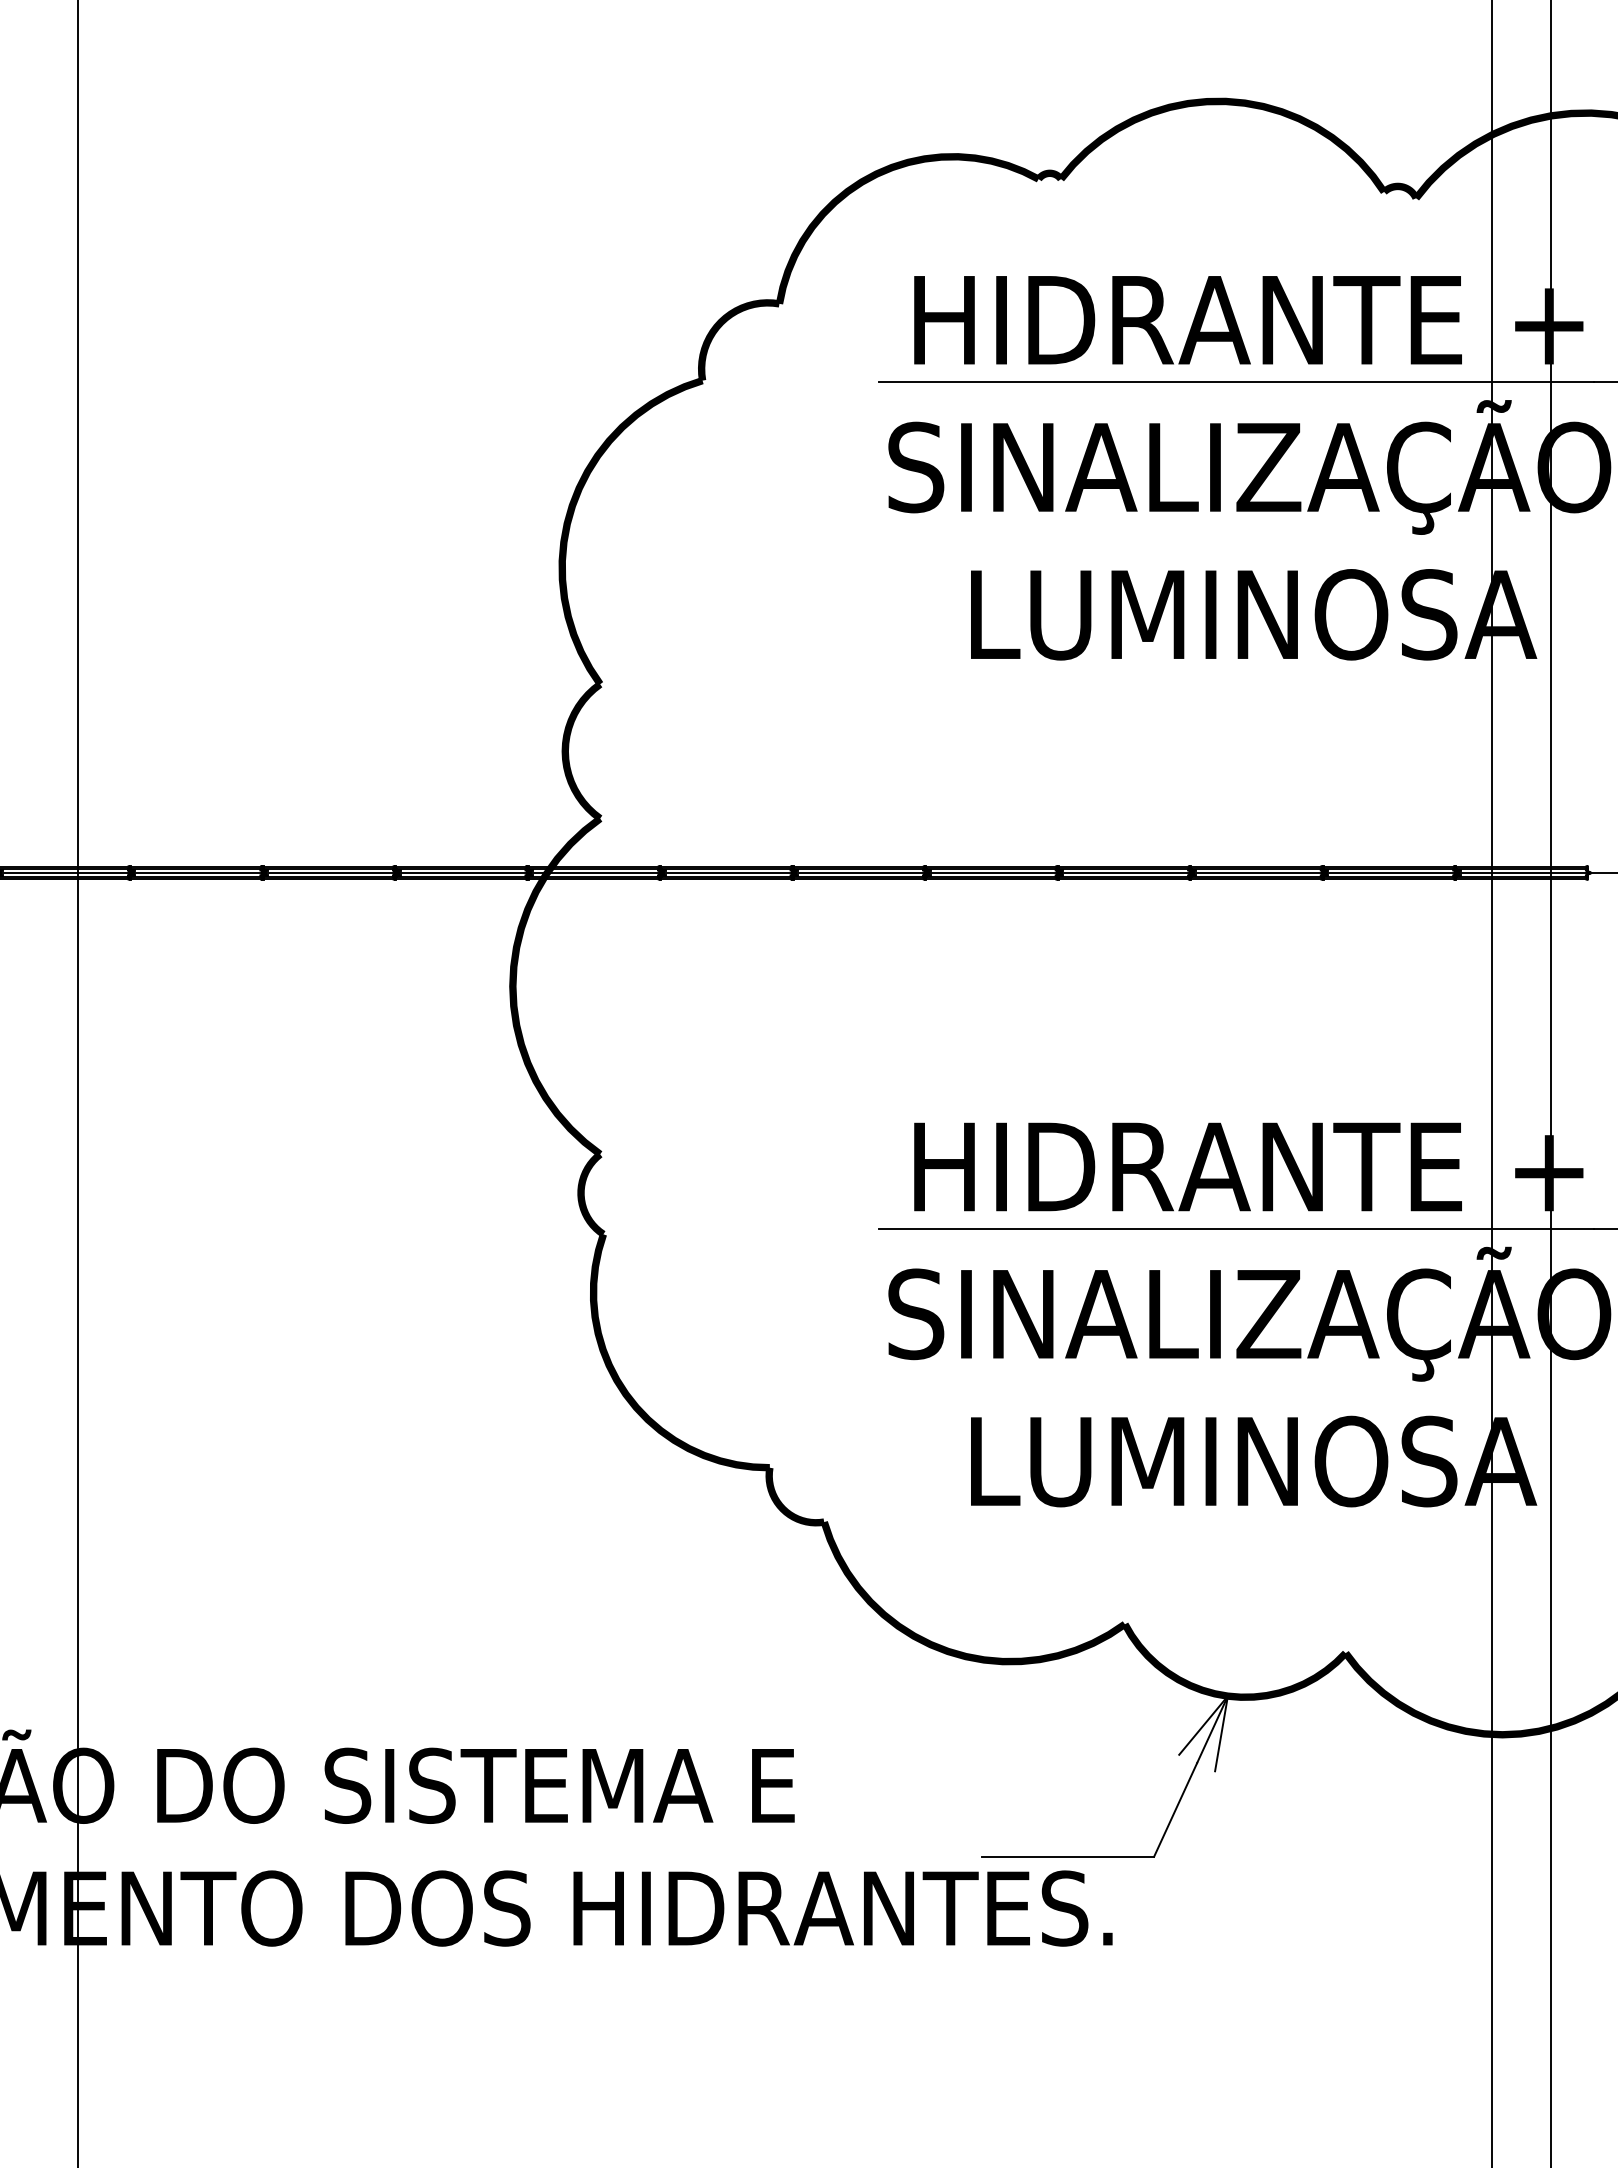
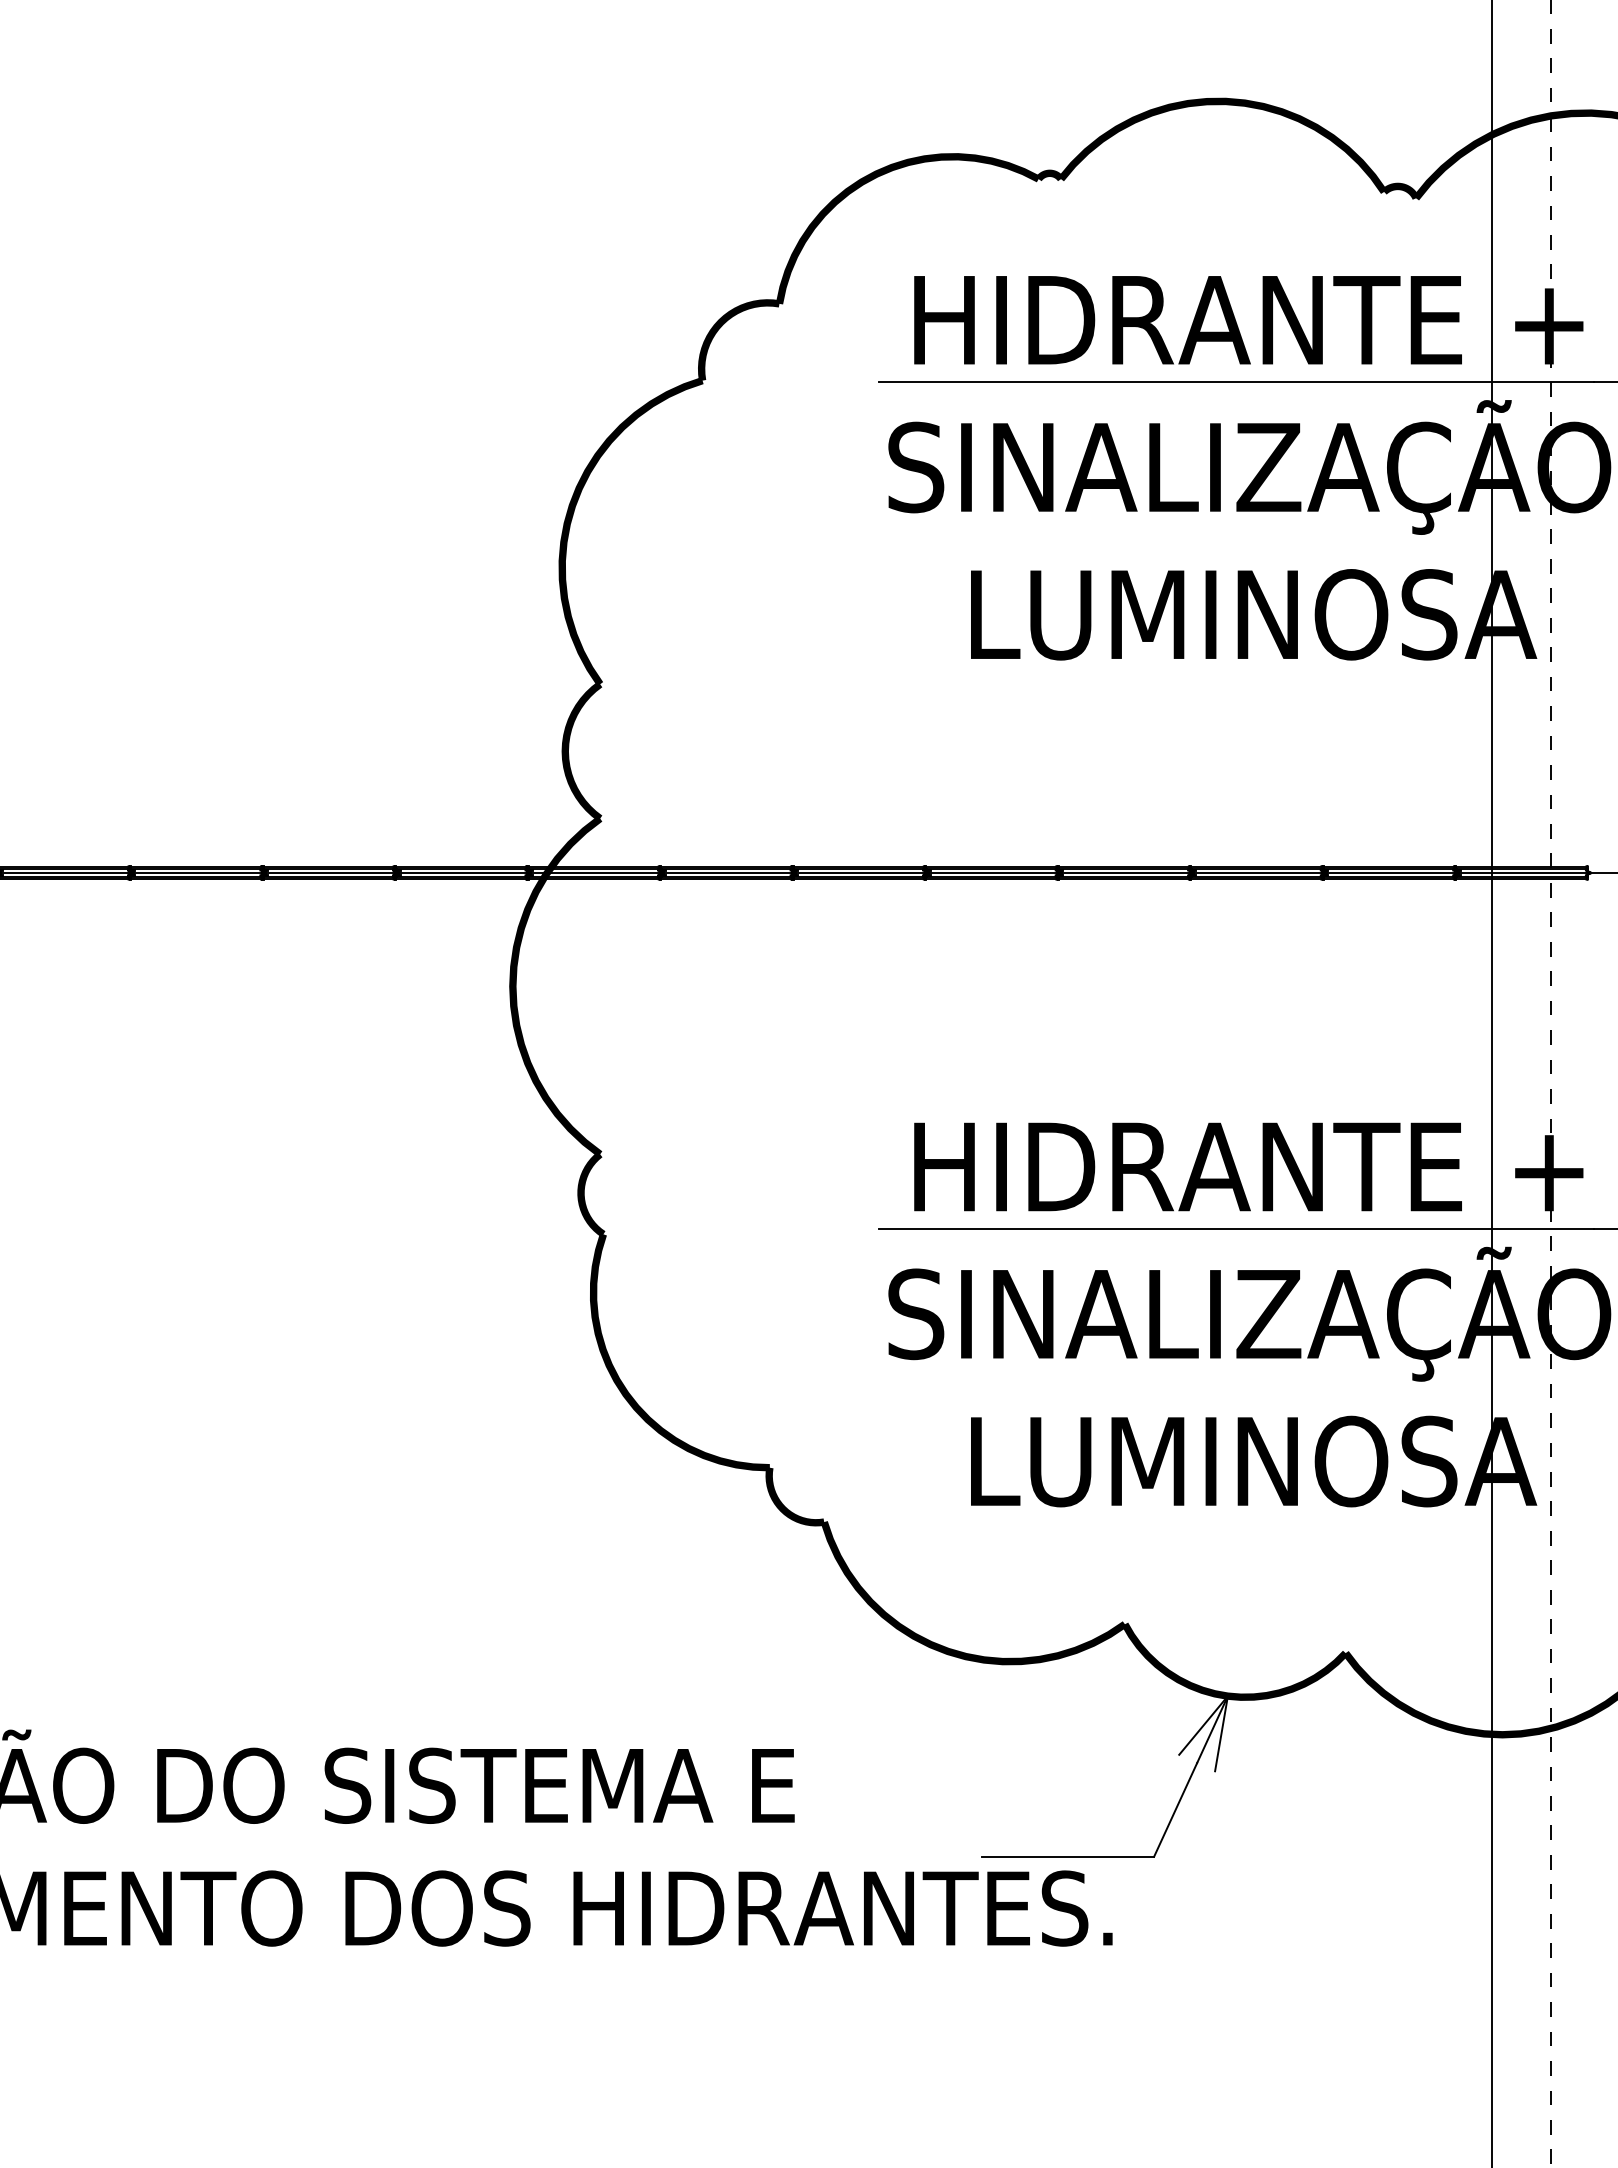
line: present -> none (78, 1083)
line: solid -> dashed (1550, 1083)
